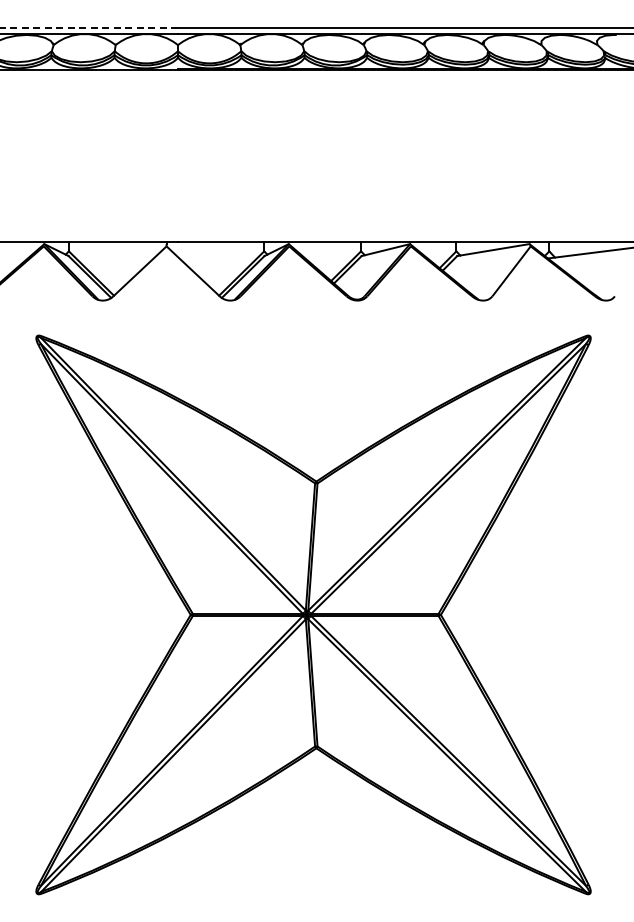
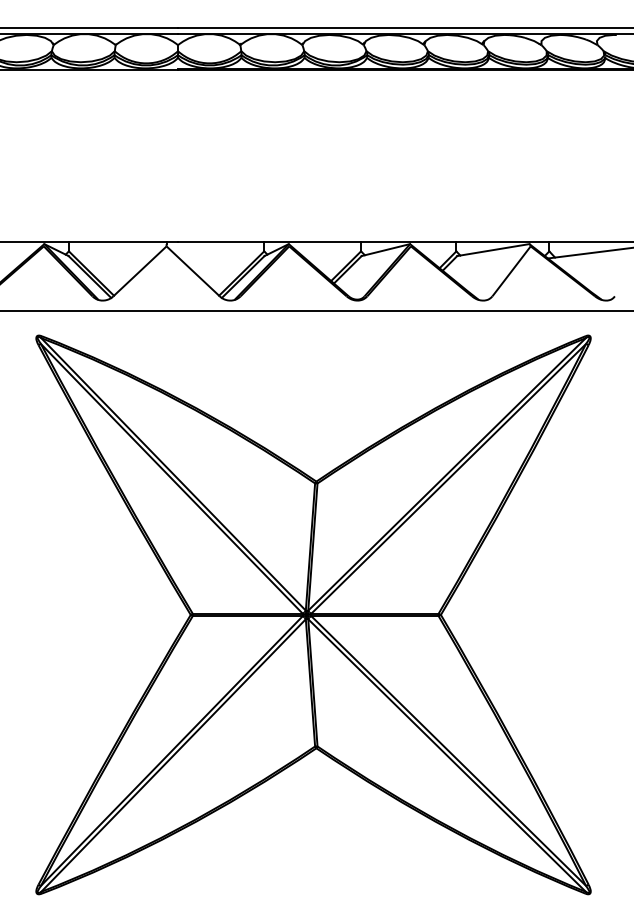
line: dashed -> solid (89, 27)
line: none -> present (316, 311)
